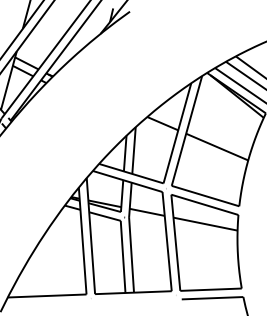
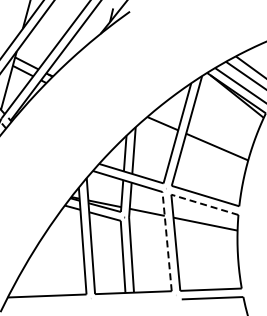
line: solid -> dashed (204, 204)
line: solid -> dashed (167, 241)
